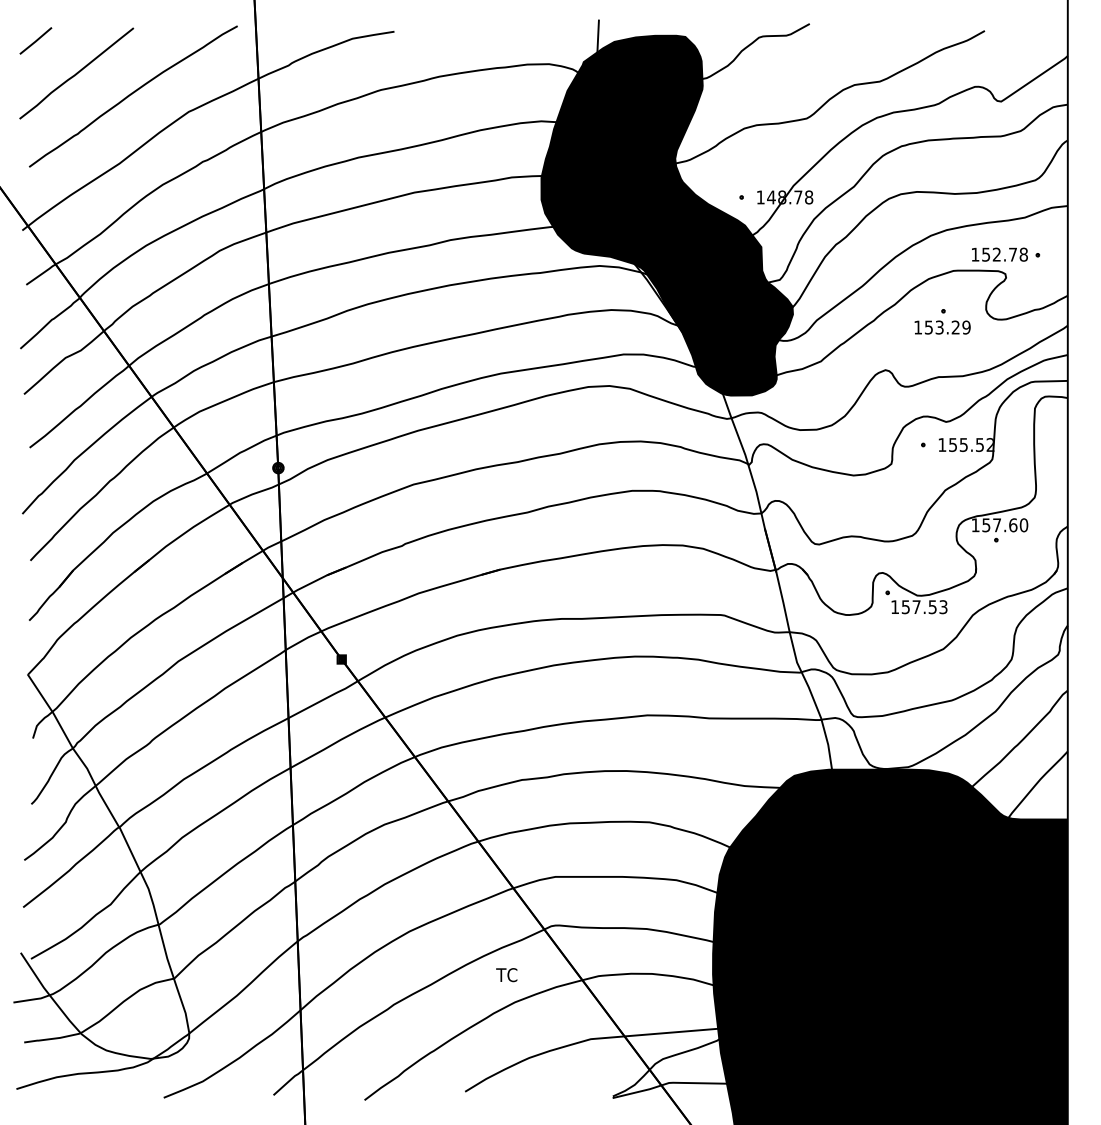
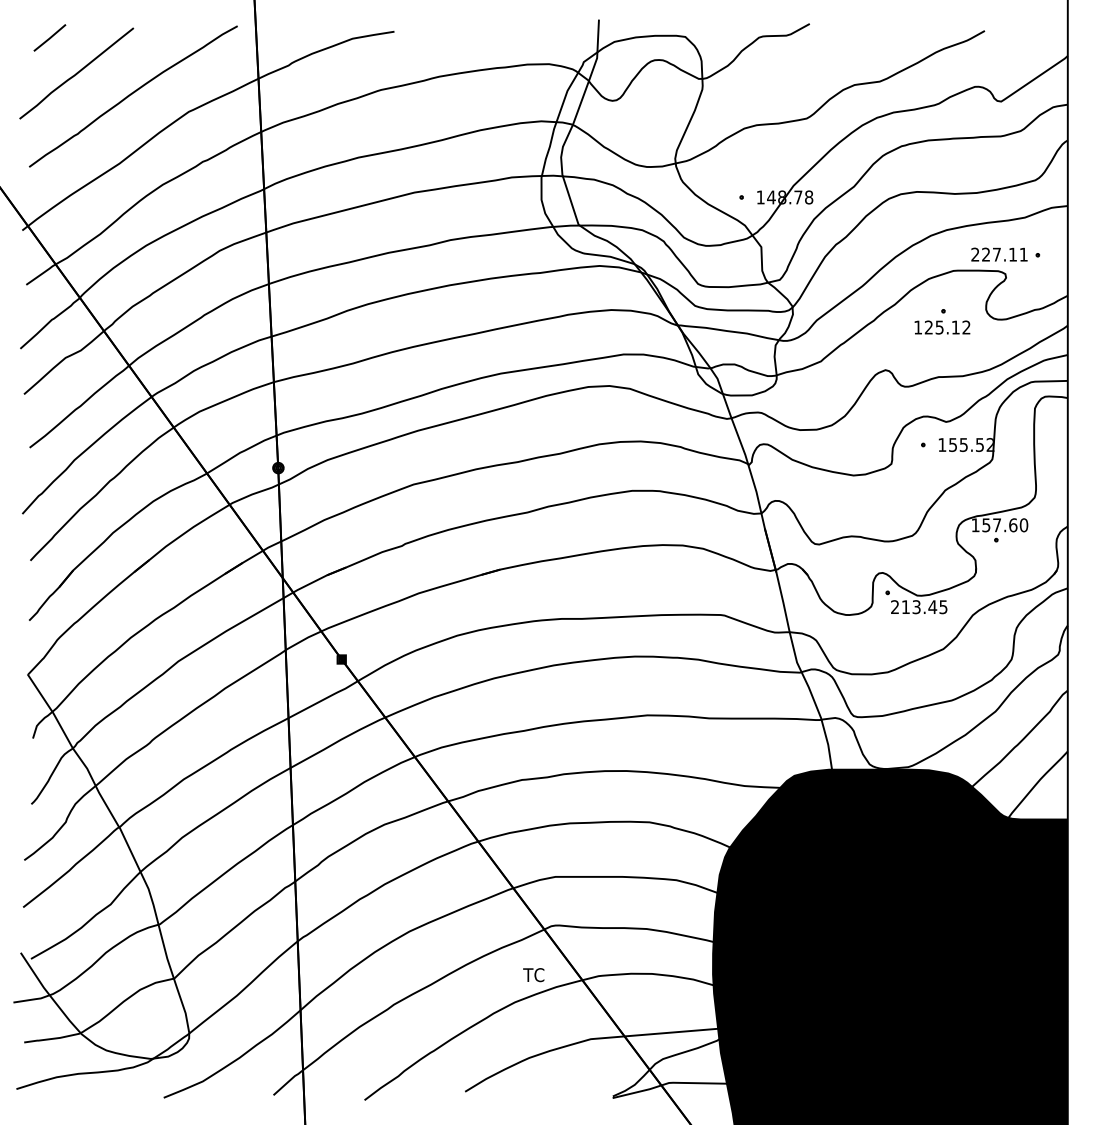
line position: (35, 40) -> (49, 37) (49, 37)
fill: present -> none (666, 215)
text: 152.78 -> 227.11 (999, 254)
text: 153.29 -> 125.12 (947, 327)
text: 157.53 -> 213.45 (919, 607)
text position: (506, 975) -> (533, 975) (533, 975)
